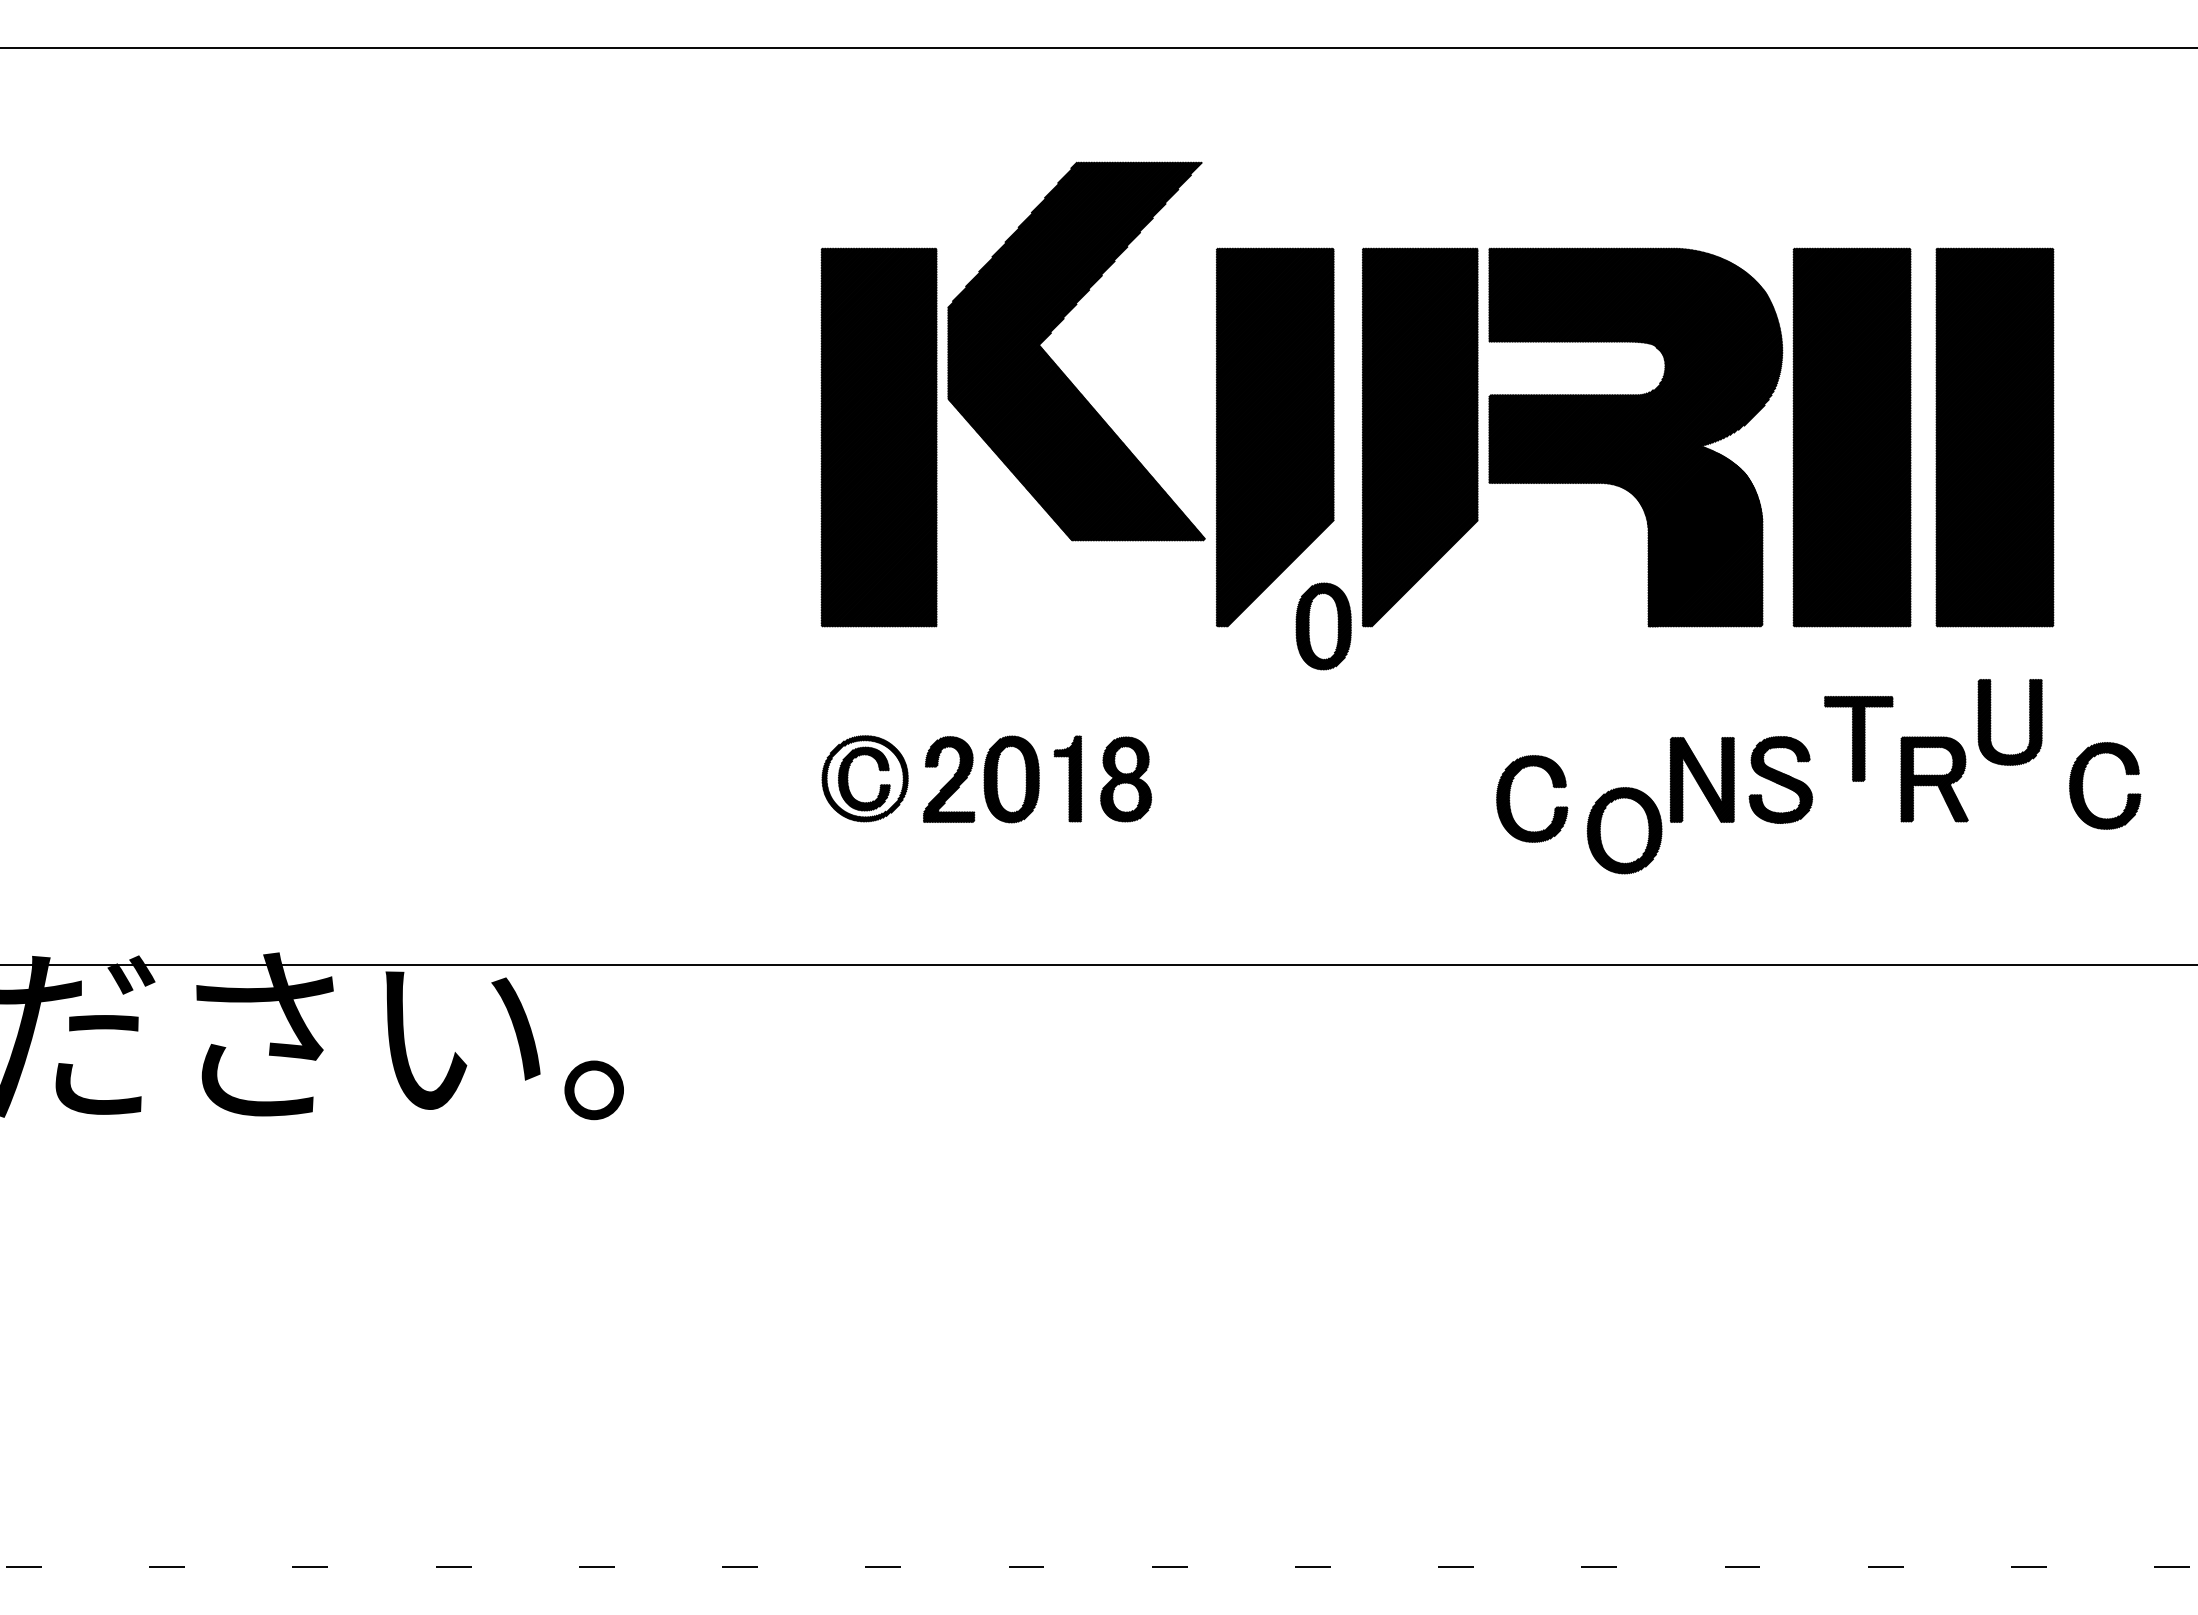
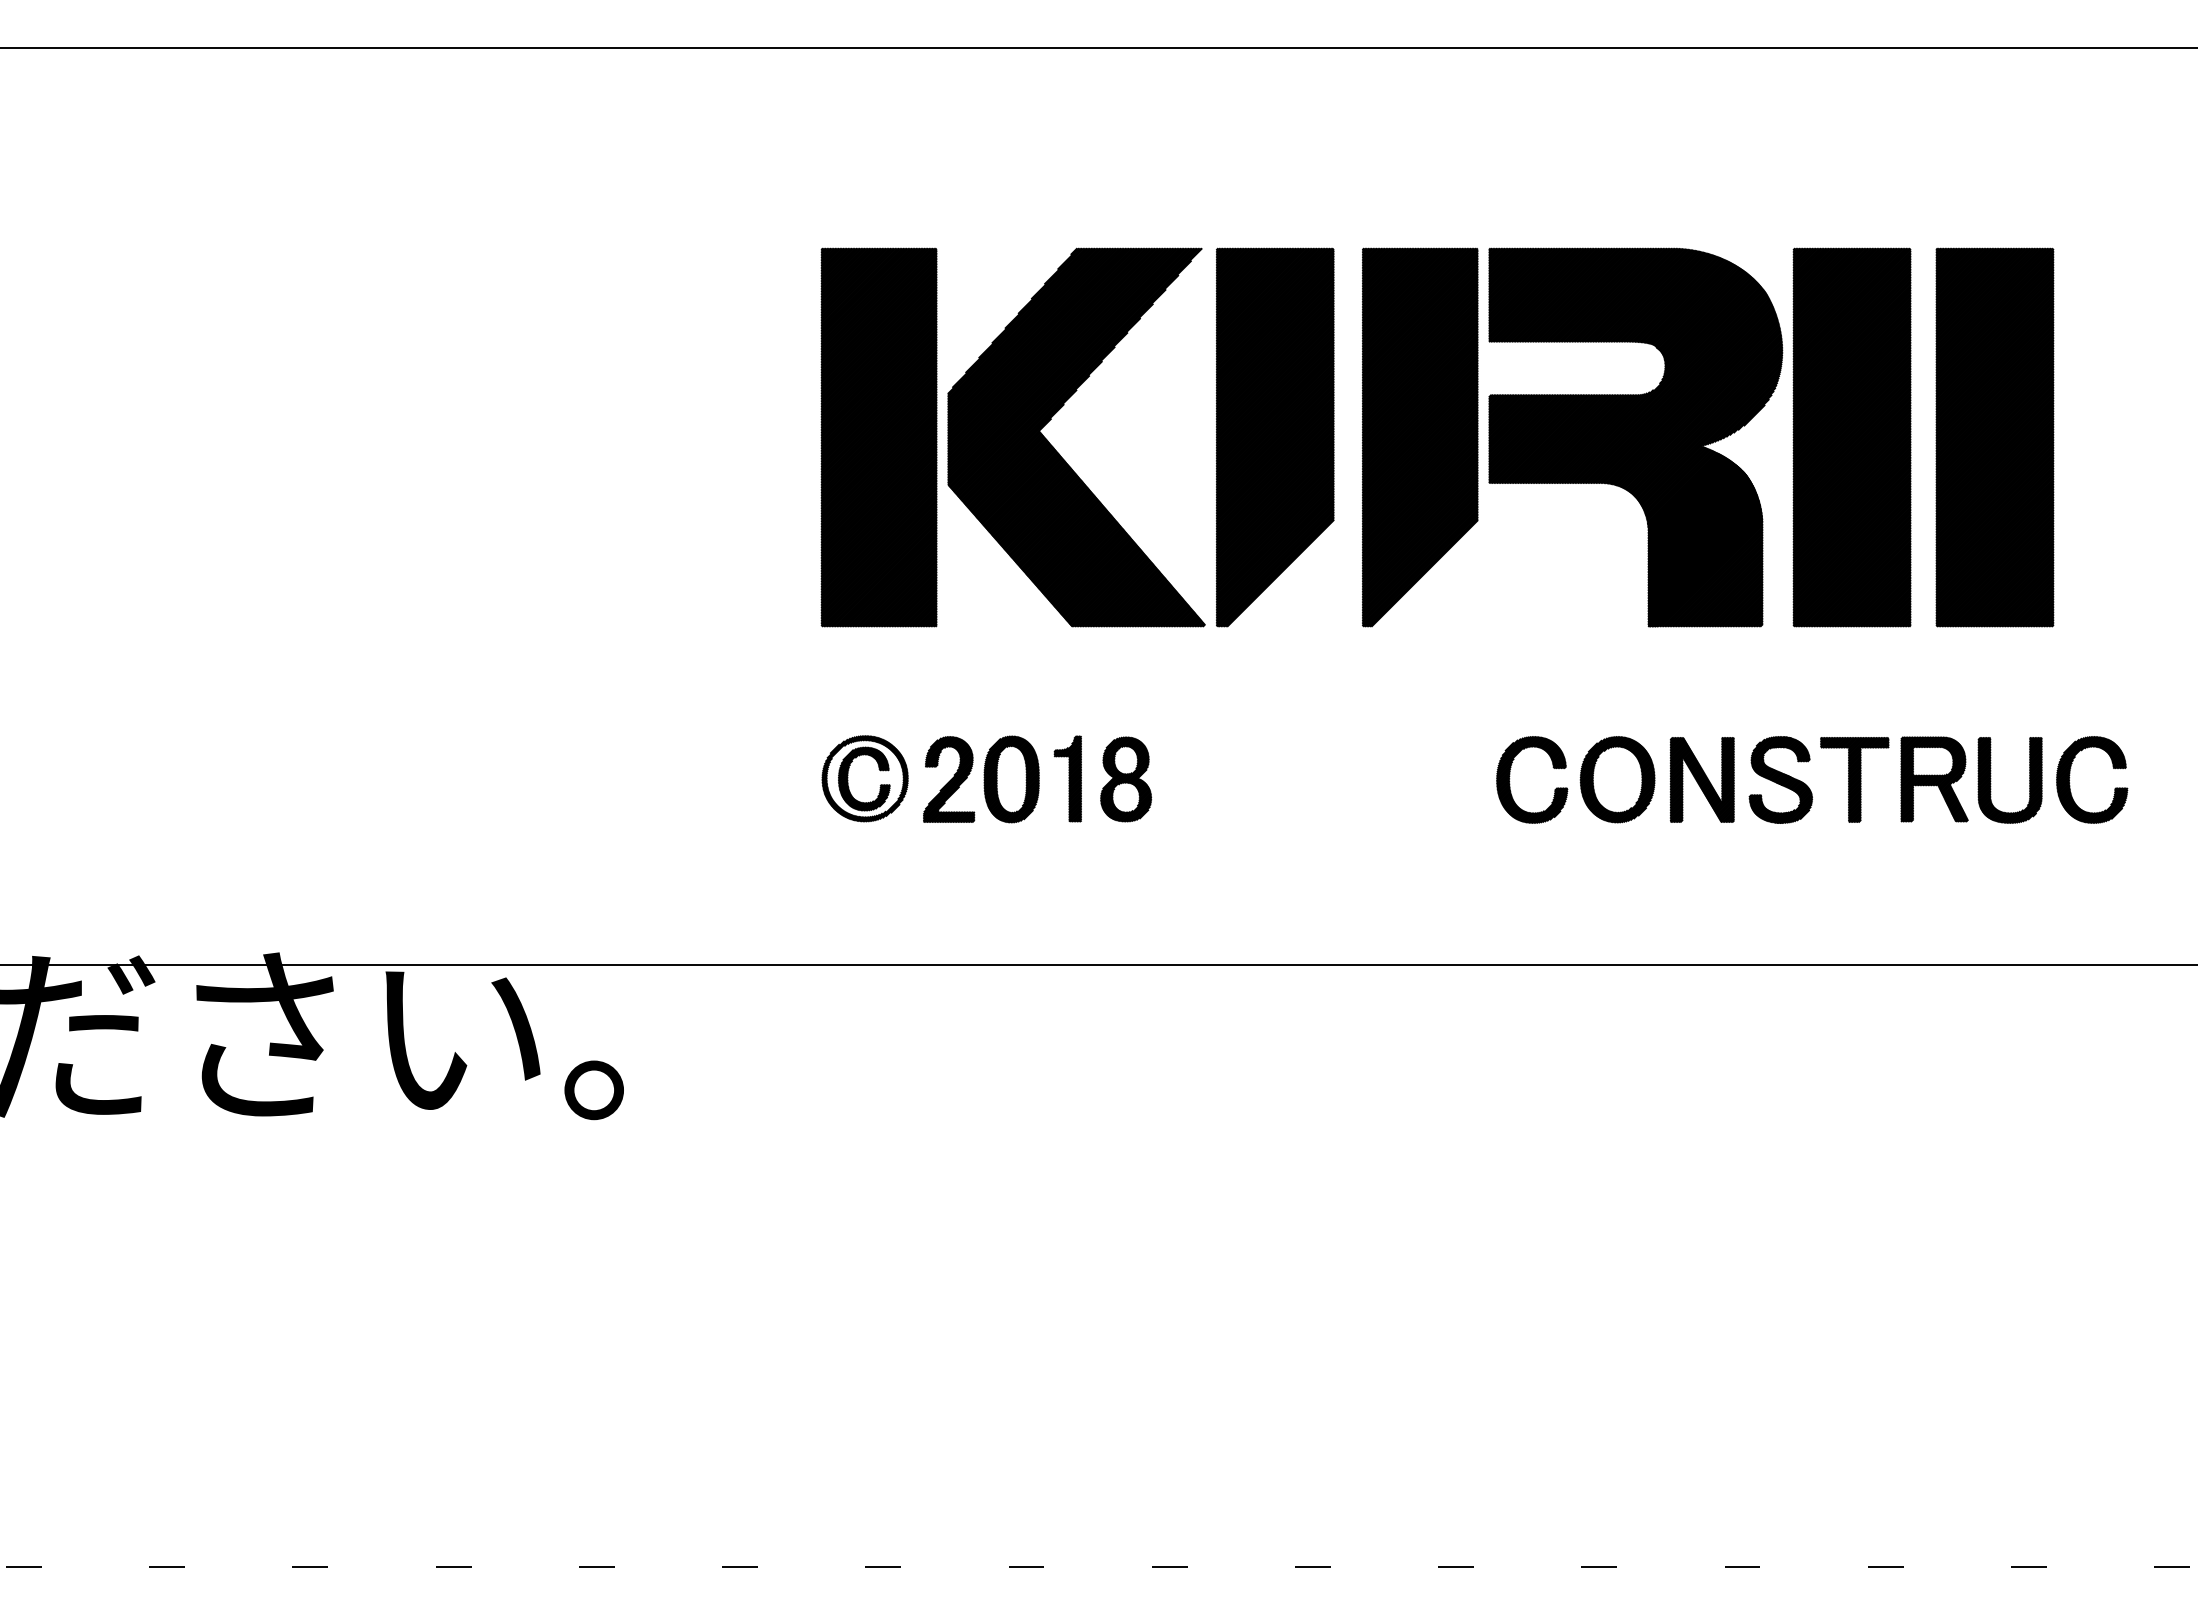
part position: (1059, 367) -> (1059, 453) (1059, 453)
part: present -> none (1323, 626)
part position: (1991, 722) -> (1991, 780) (1991, 780)
part position: (1858, 738) -> (1854, 779) (1854, 779)
part position: (2083, 783) -> (2070, 777) (2070, 777)
part position: (1510, 797) -> (1510, 778) (1510, 778)
part position: (1624, 830) -> (1617, 779) (1617, 779)
